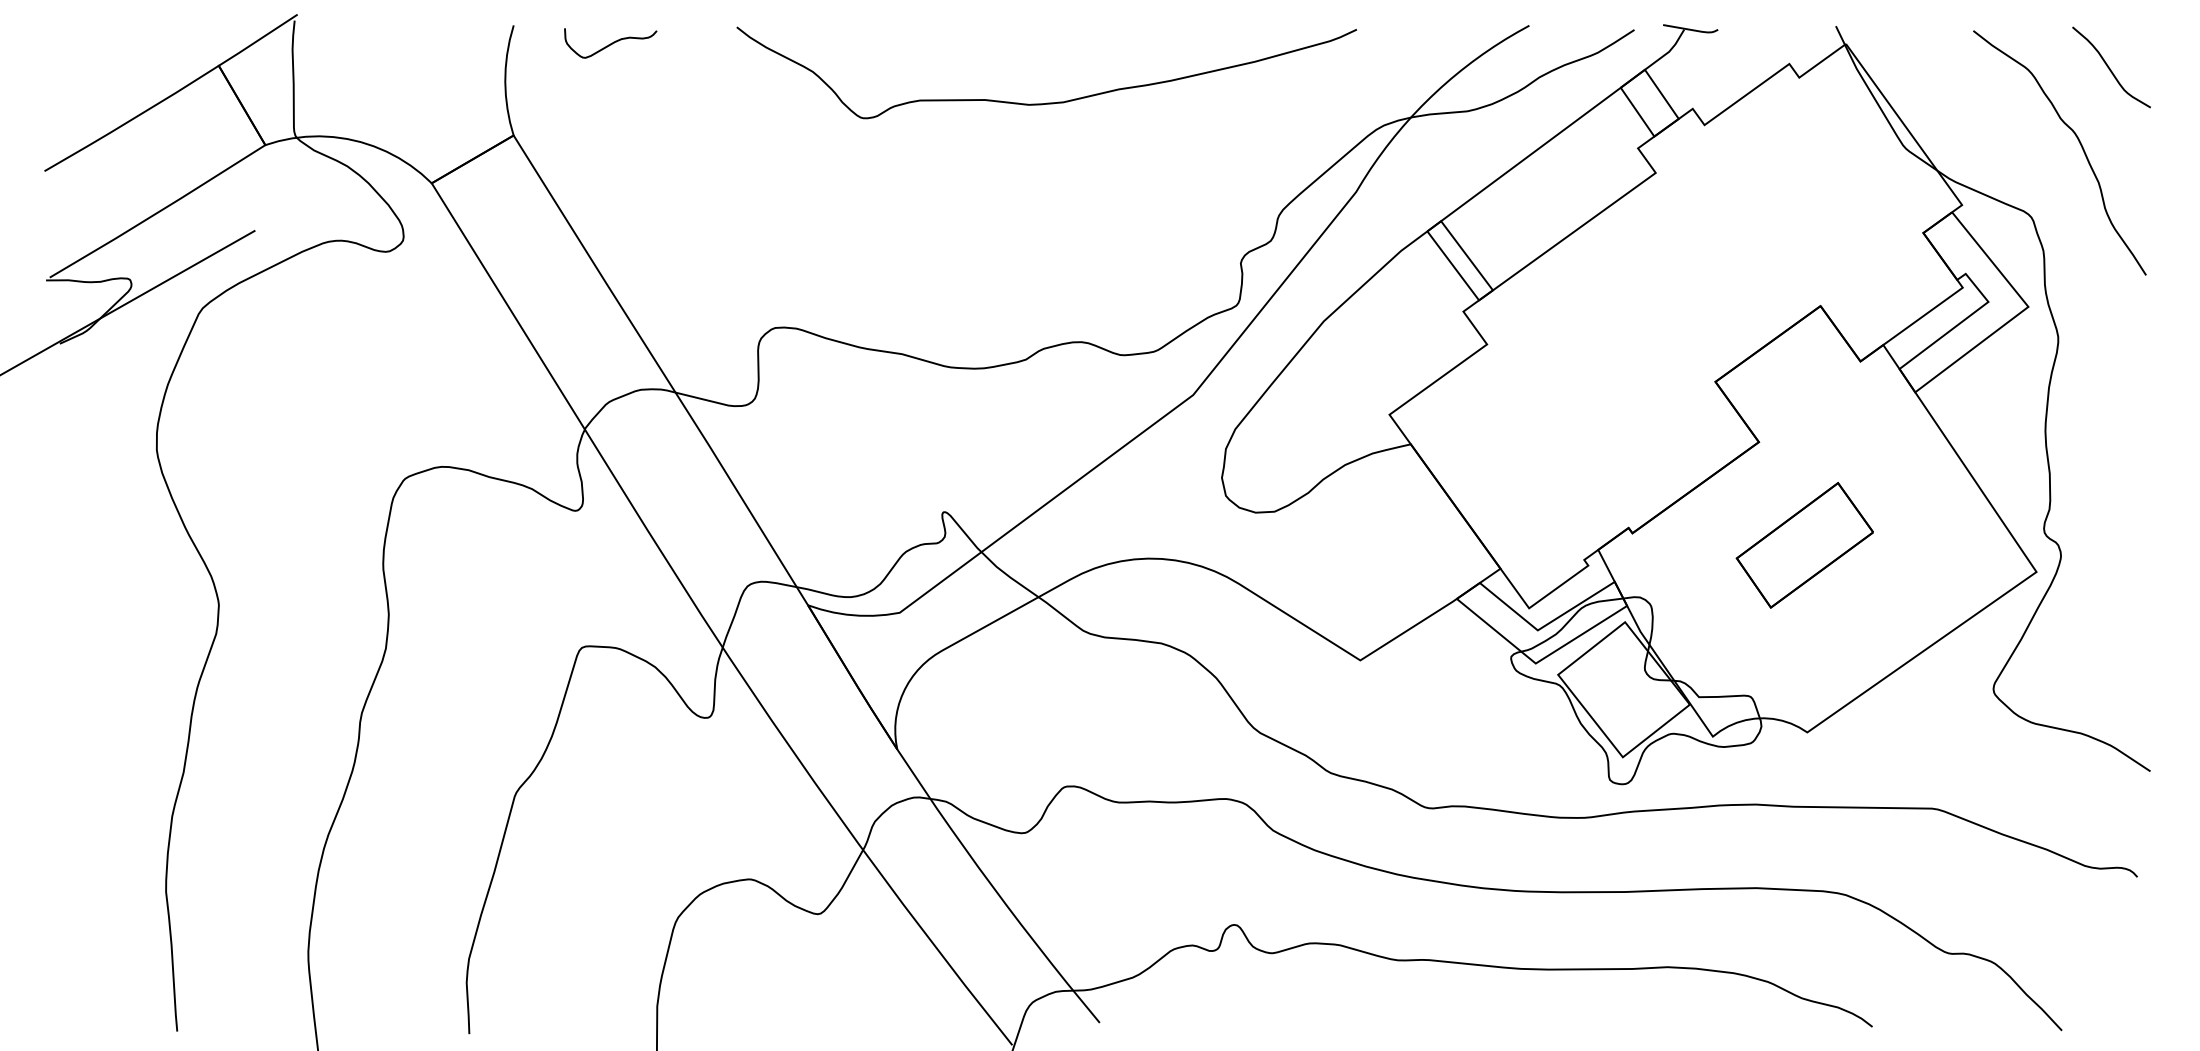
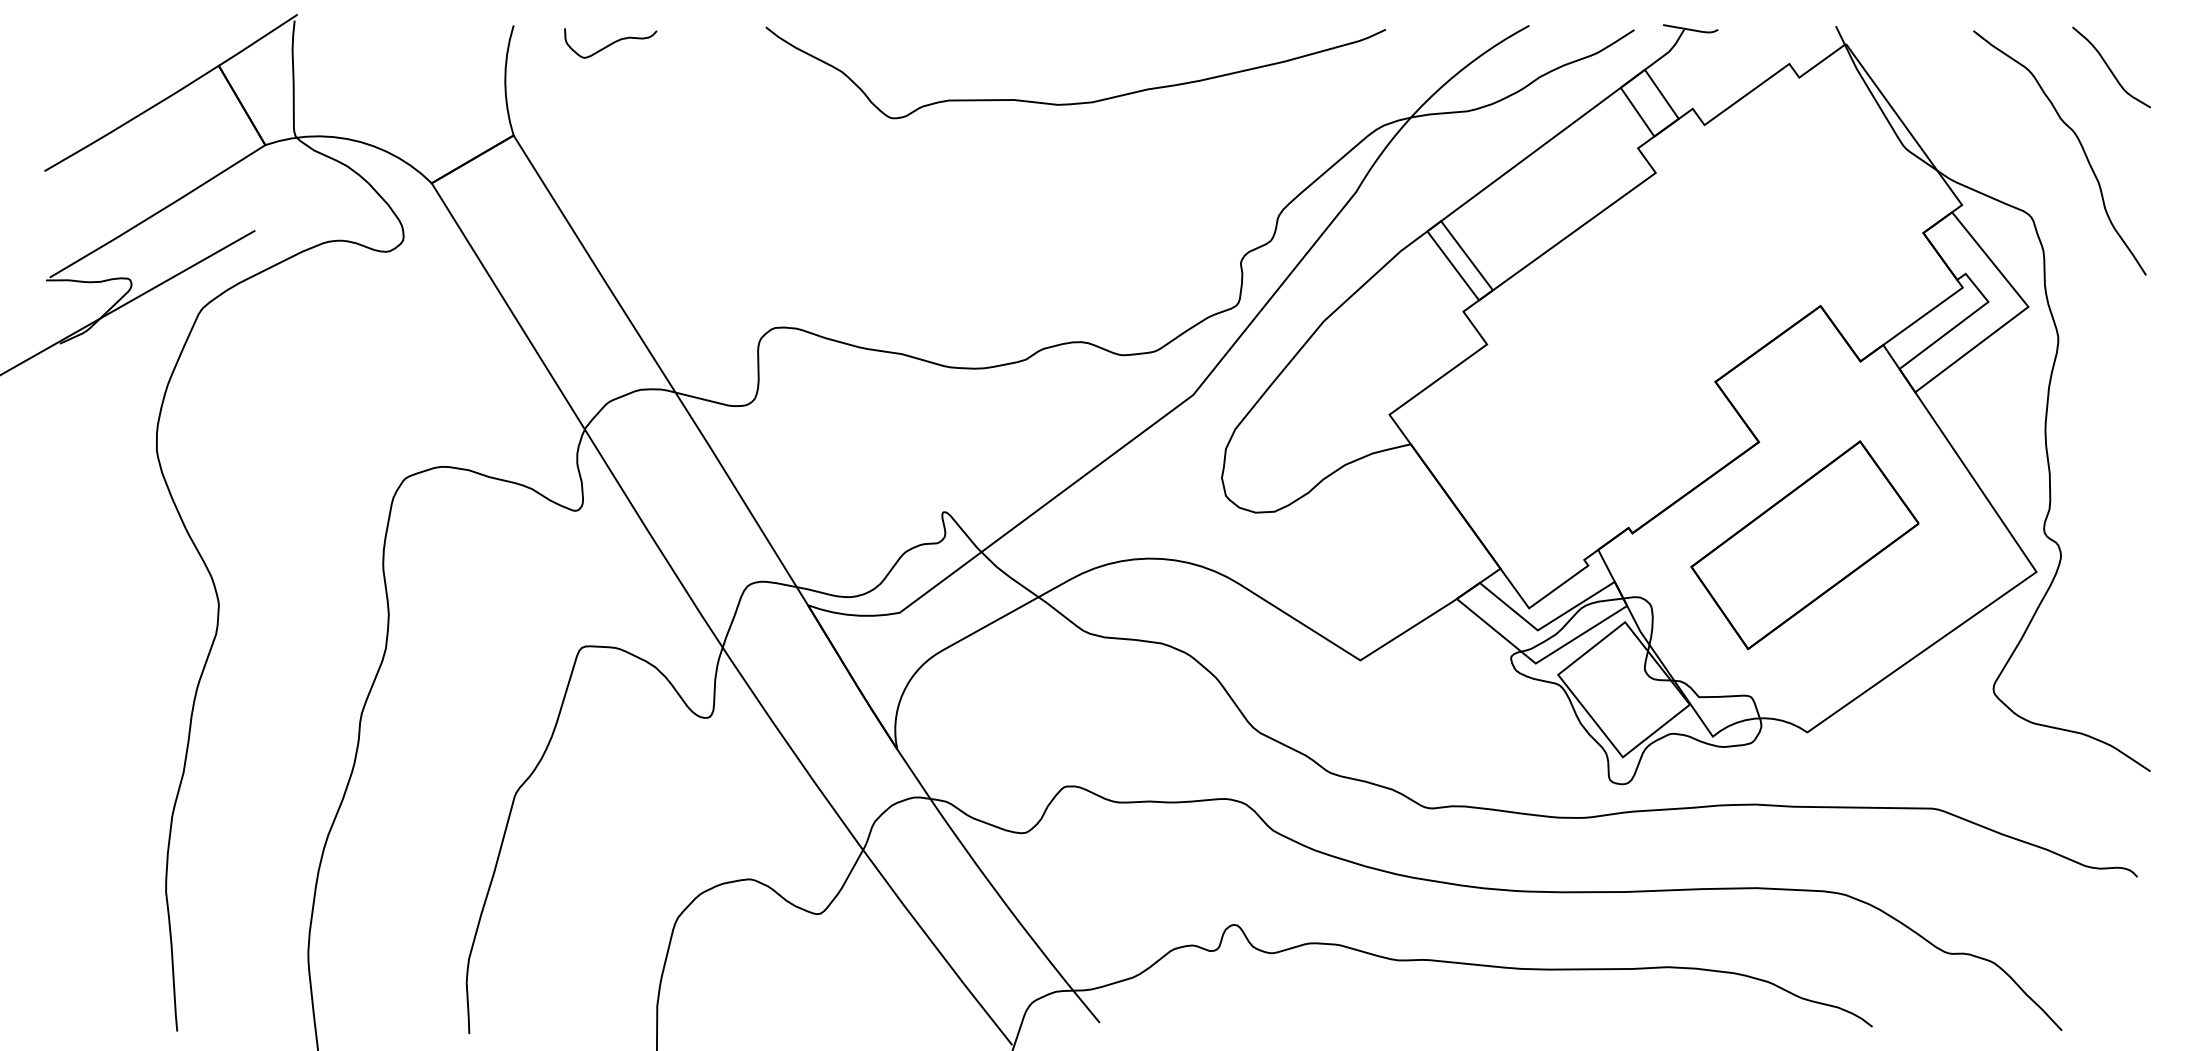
curve position: (1046, 102) -> (1075, 102) (1075, 102)
part size: 139x128 px -> 230x211 px (1804, 545)
